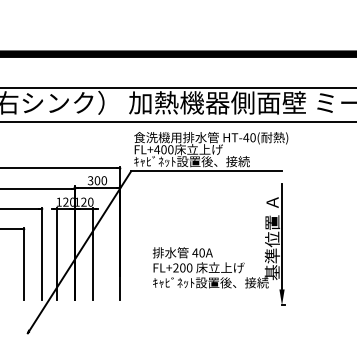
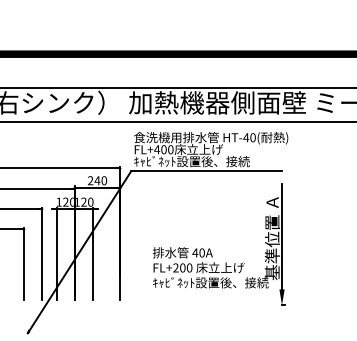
text: 300 -> 240 (94, 180)
